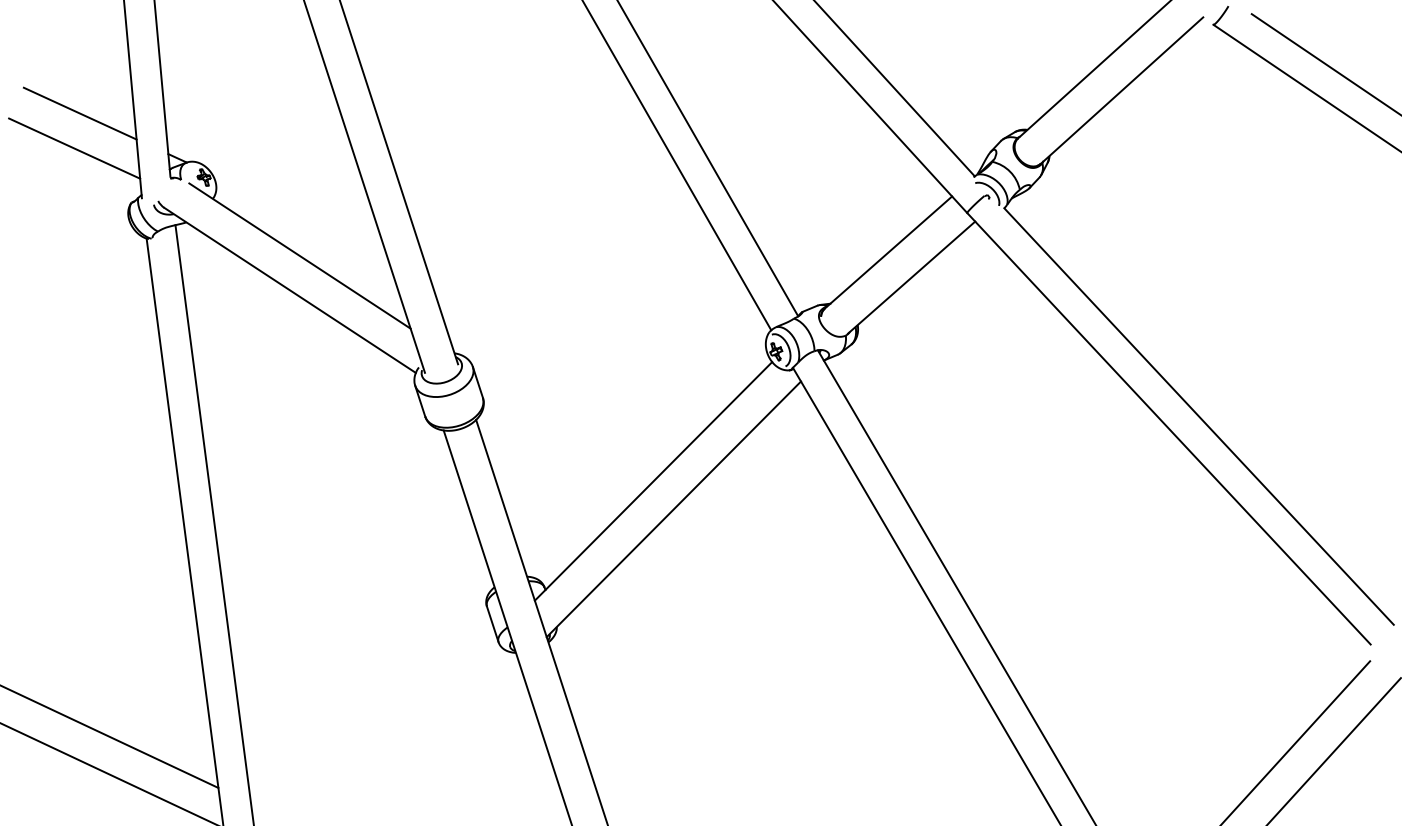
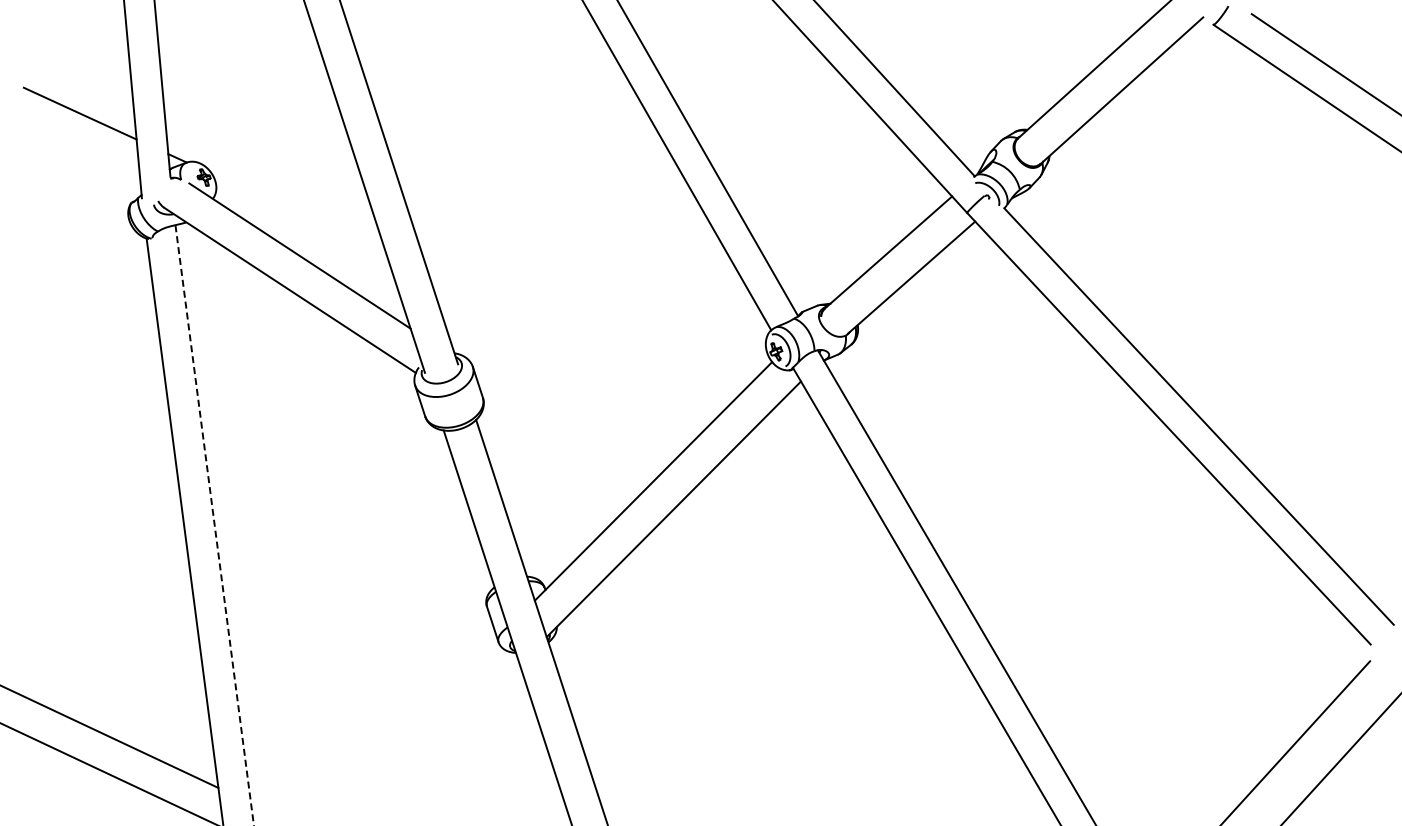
line: present -> none (74, 148)
line: solid -> dashed (214, 525)
line position: (1333, 751) -> (1340, 759) (1340, 759)
